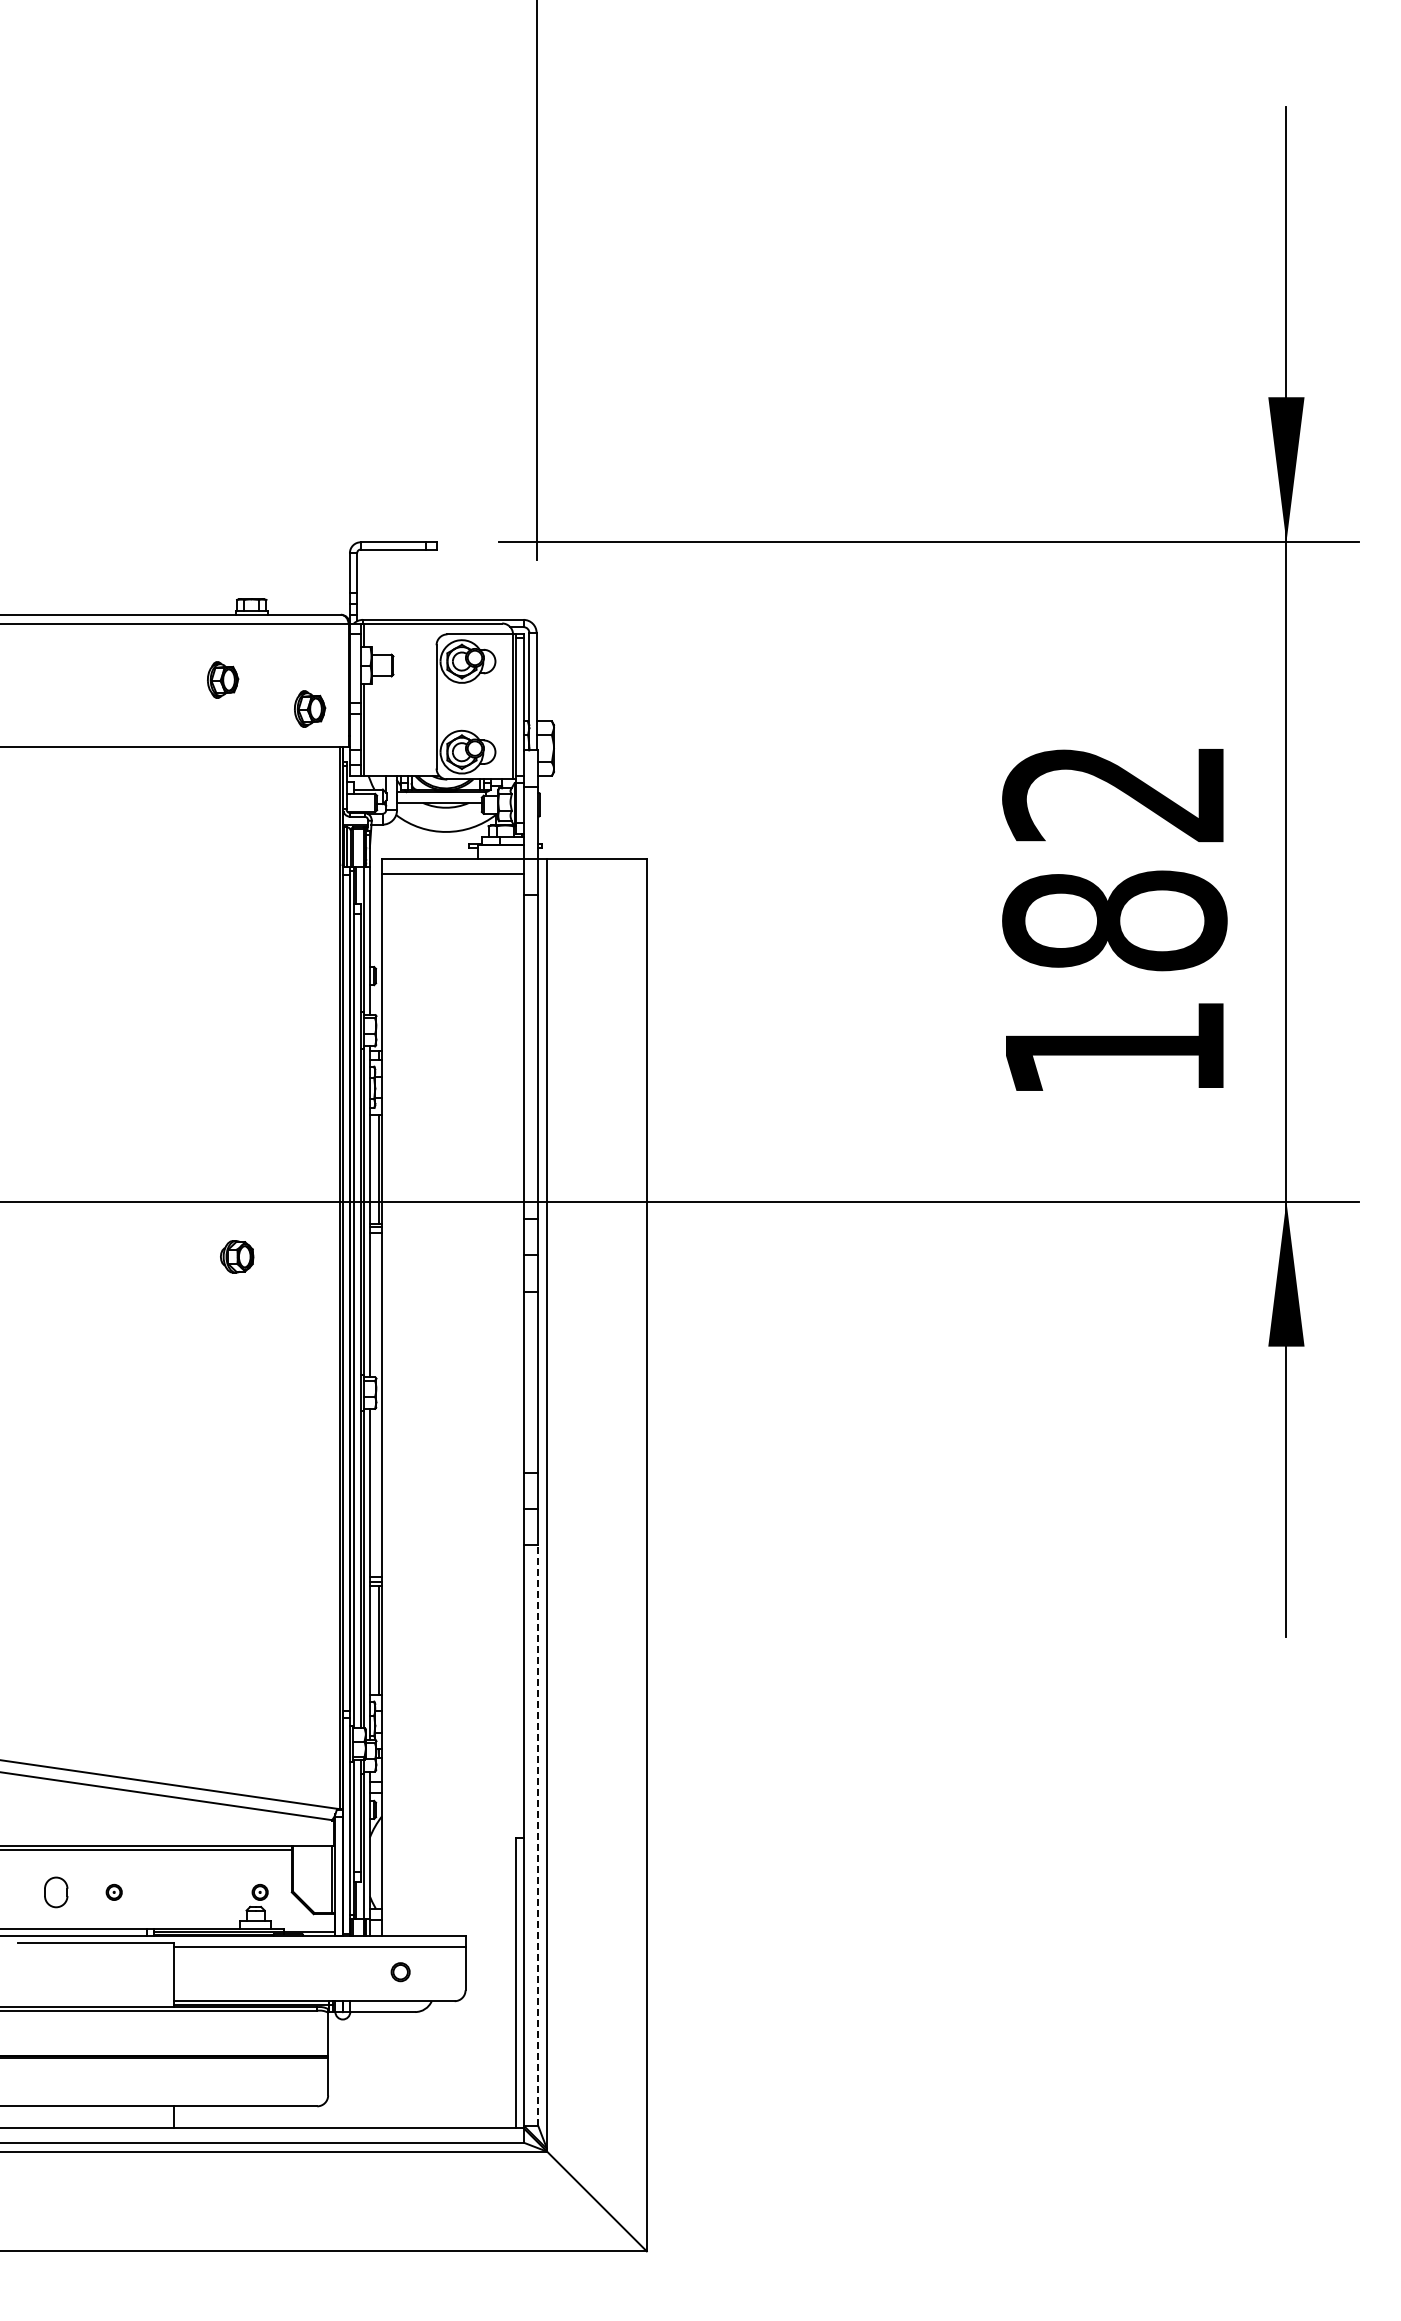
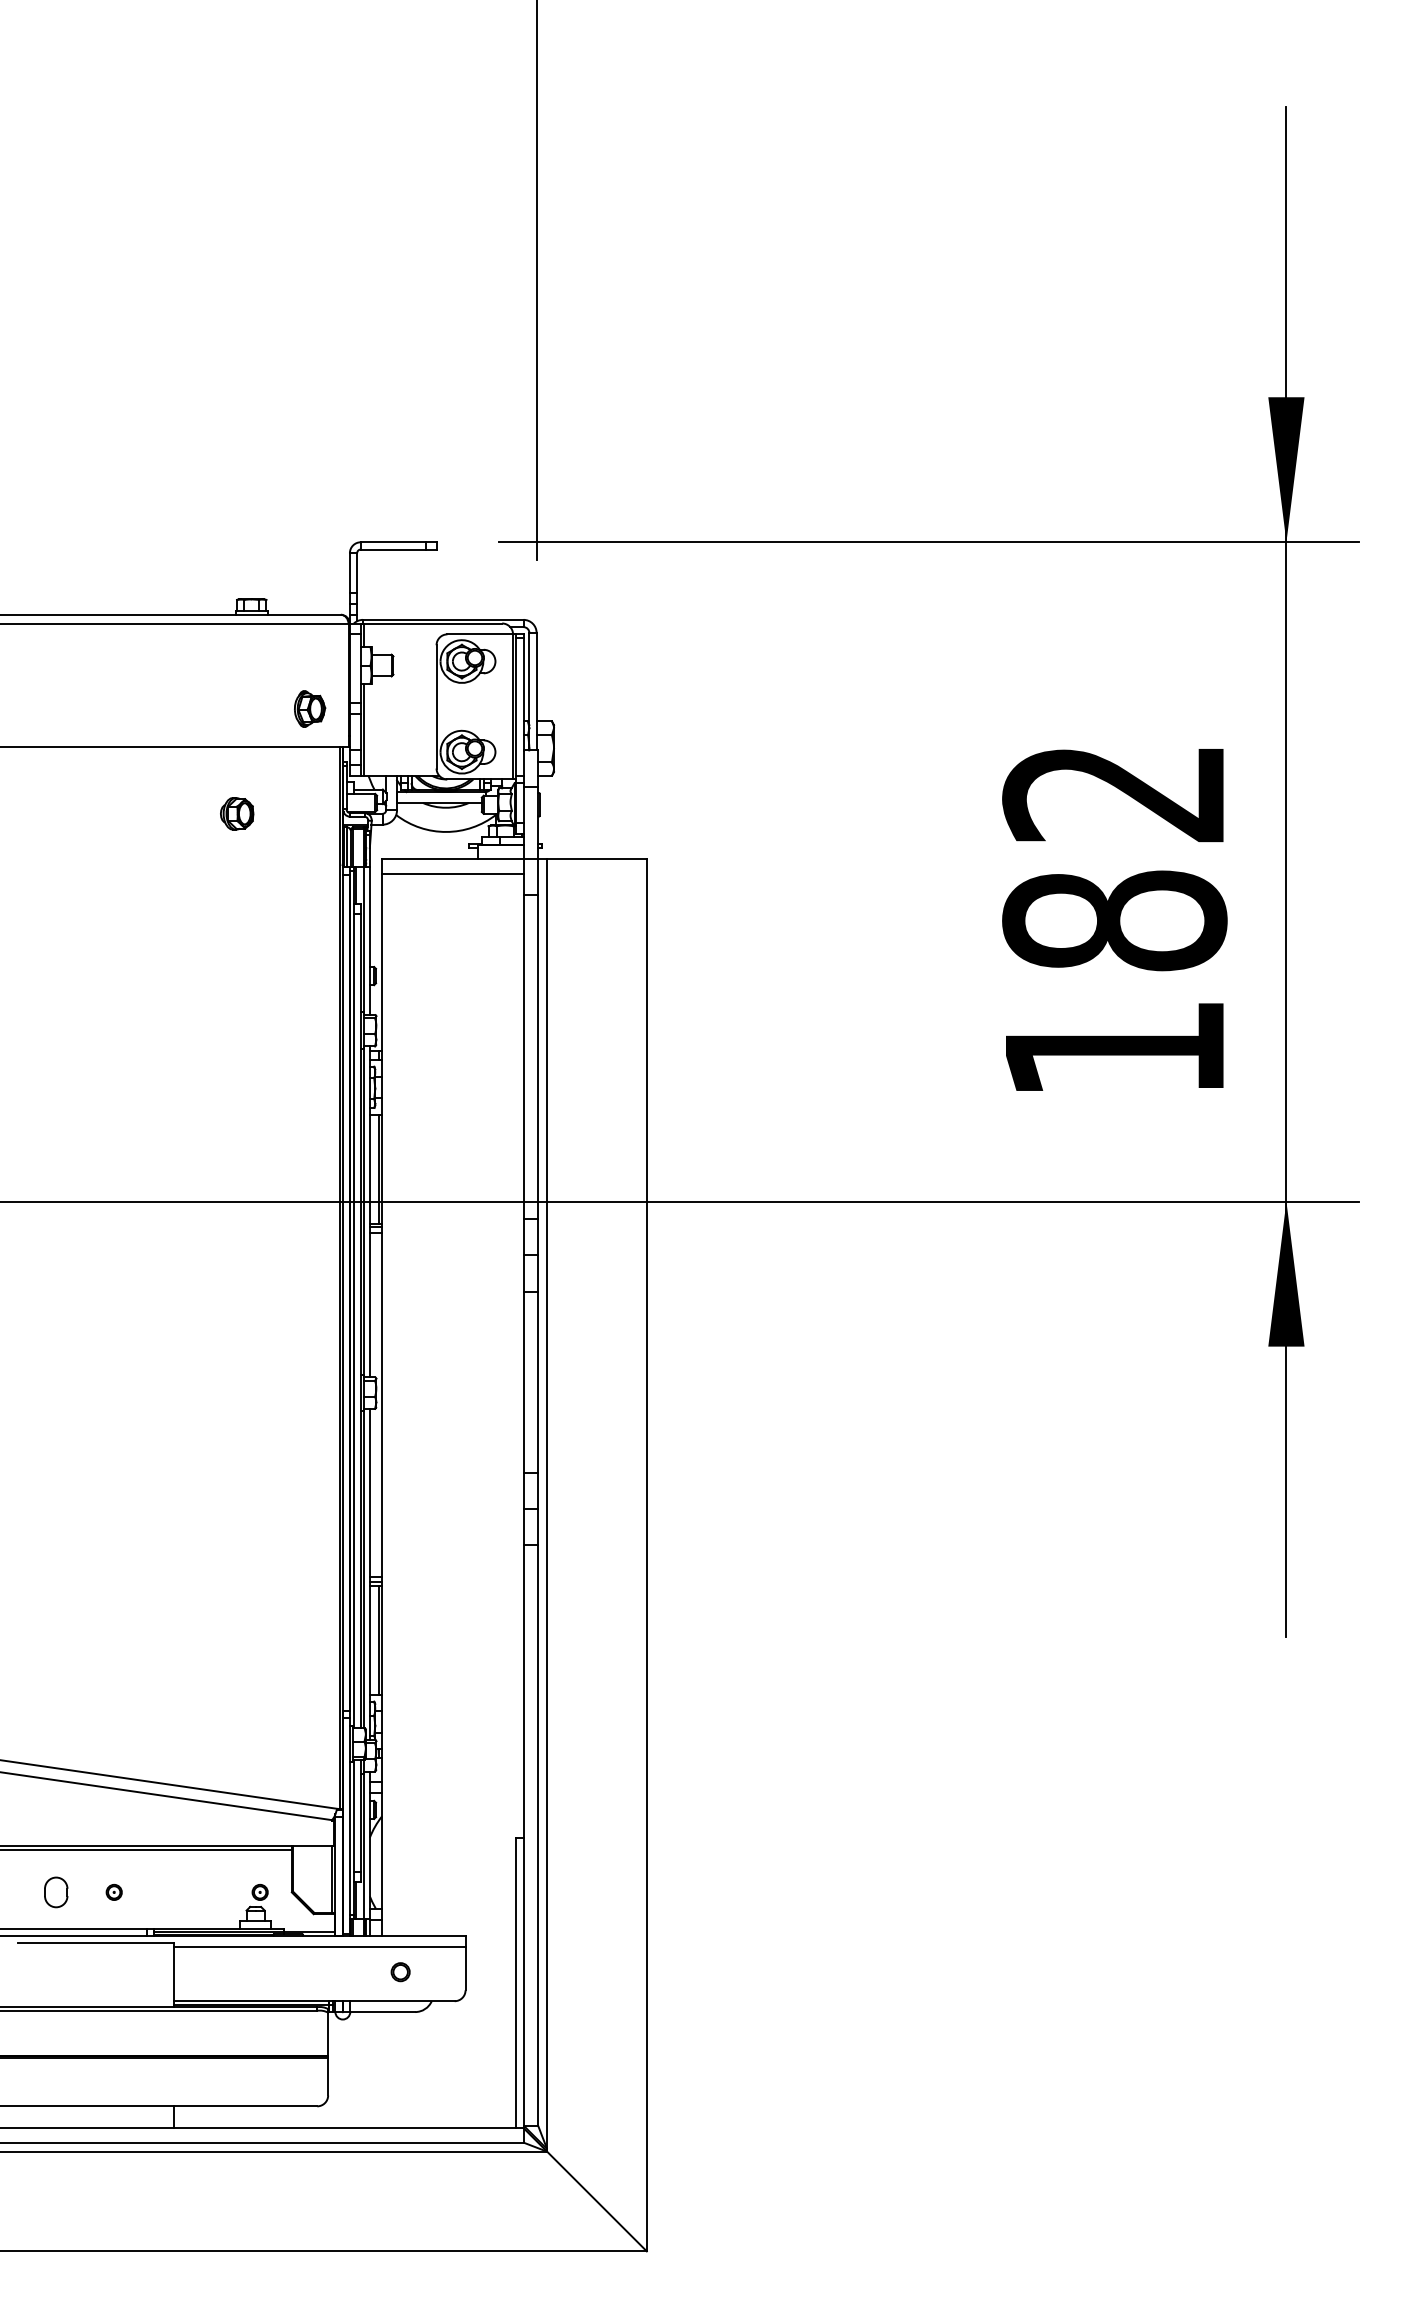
part: present -> none (223, 679)
part position: (237, 1256) -> (237, 813) (237, 813)
line: dashed -> solid (538, 1835)
